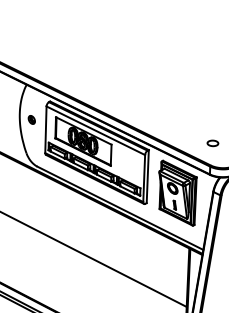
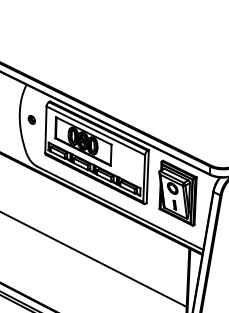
part: present -> none (212, 143)
